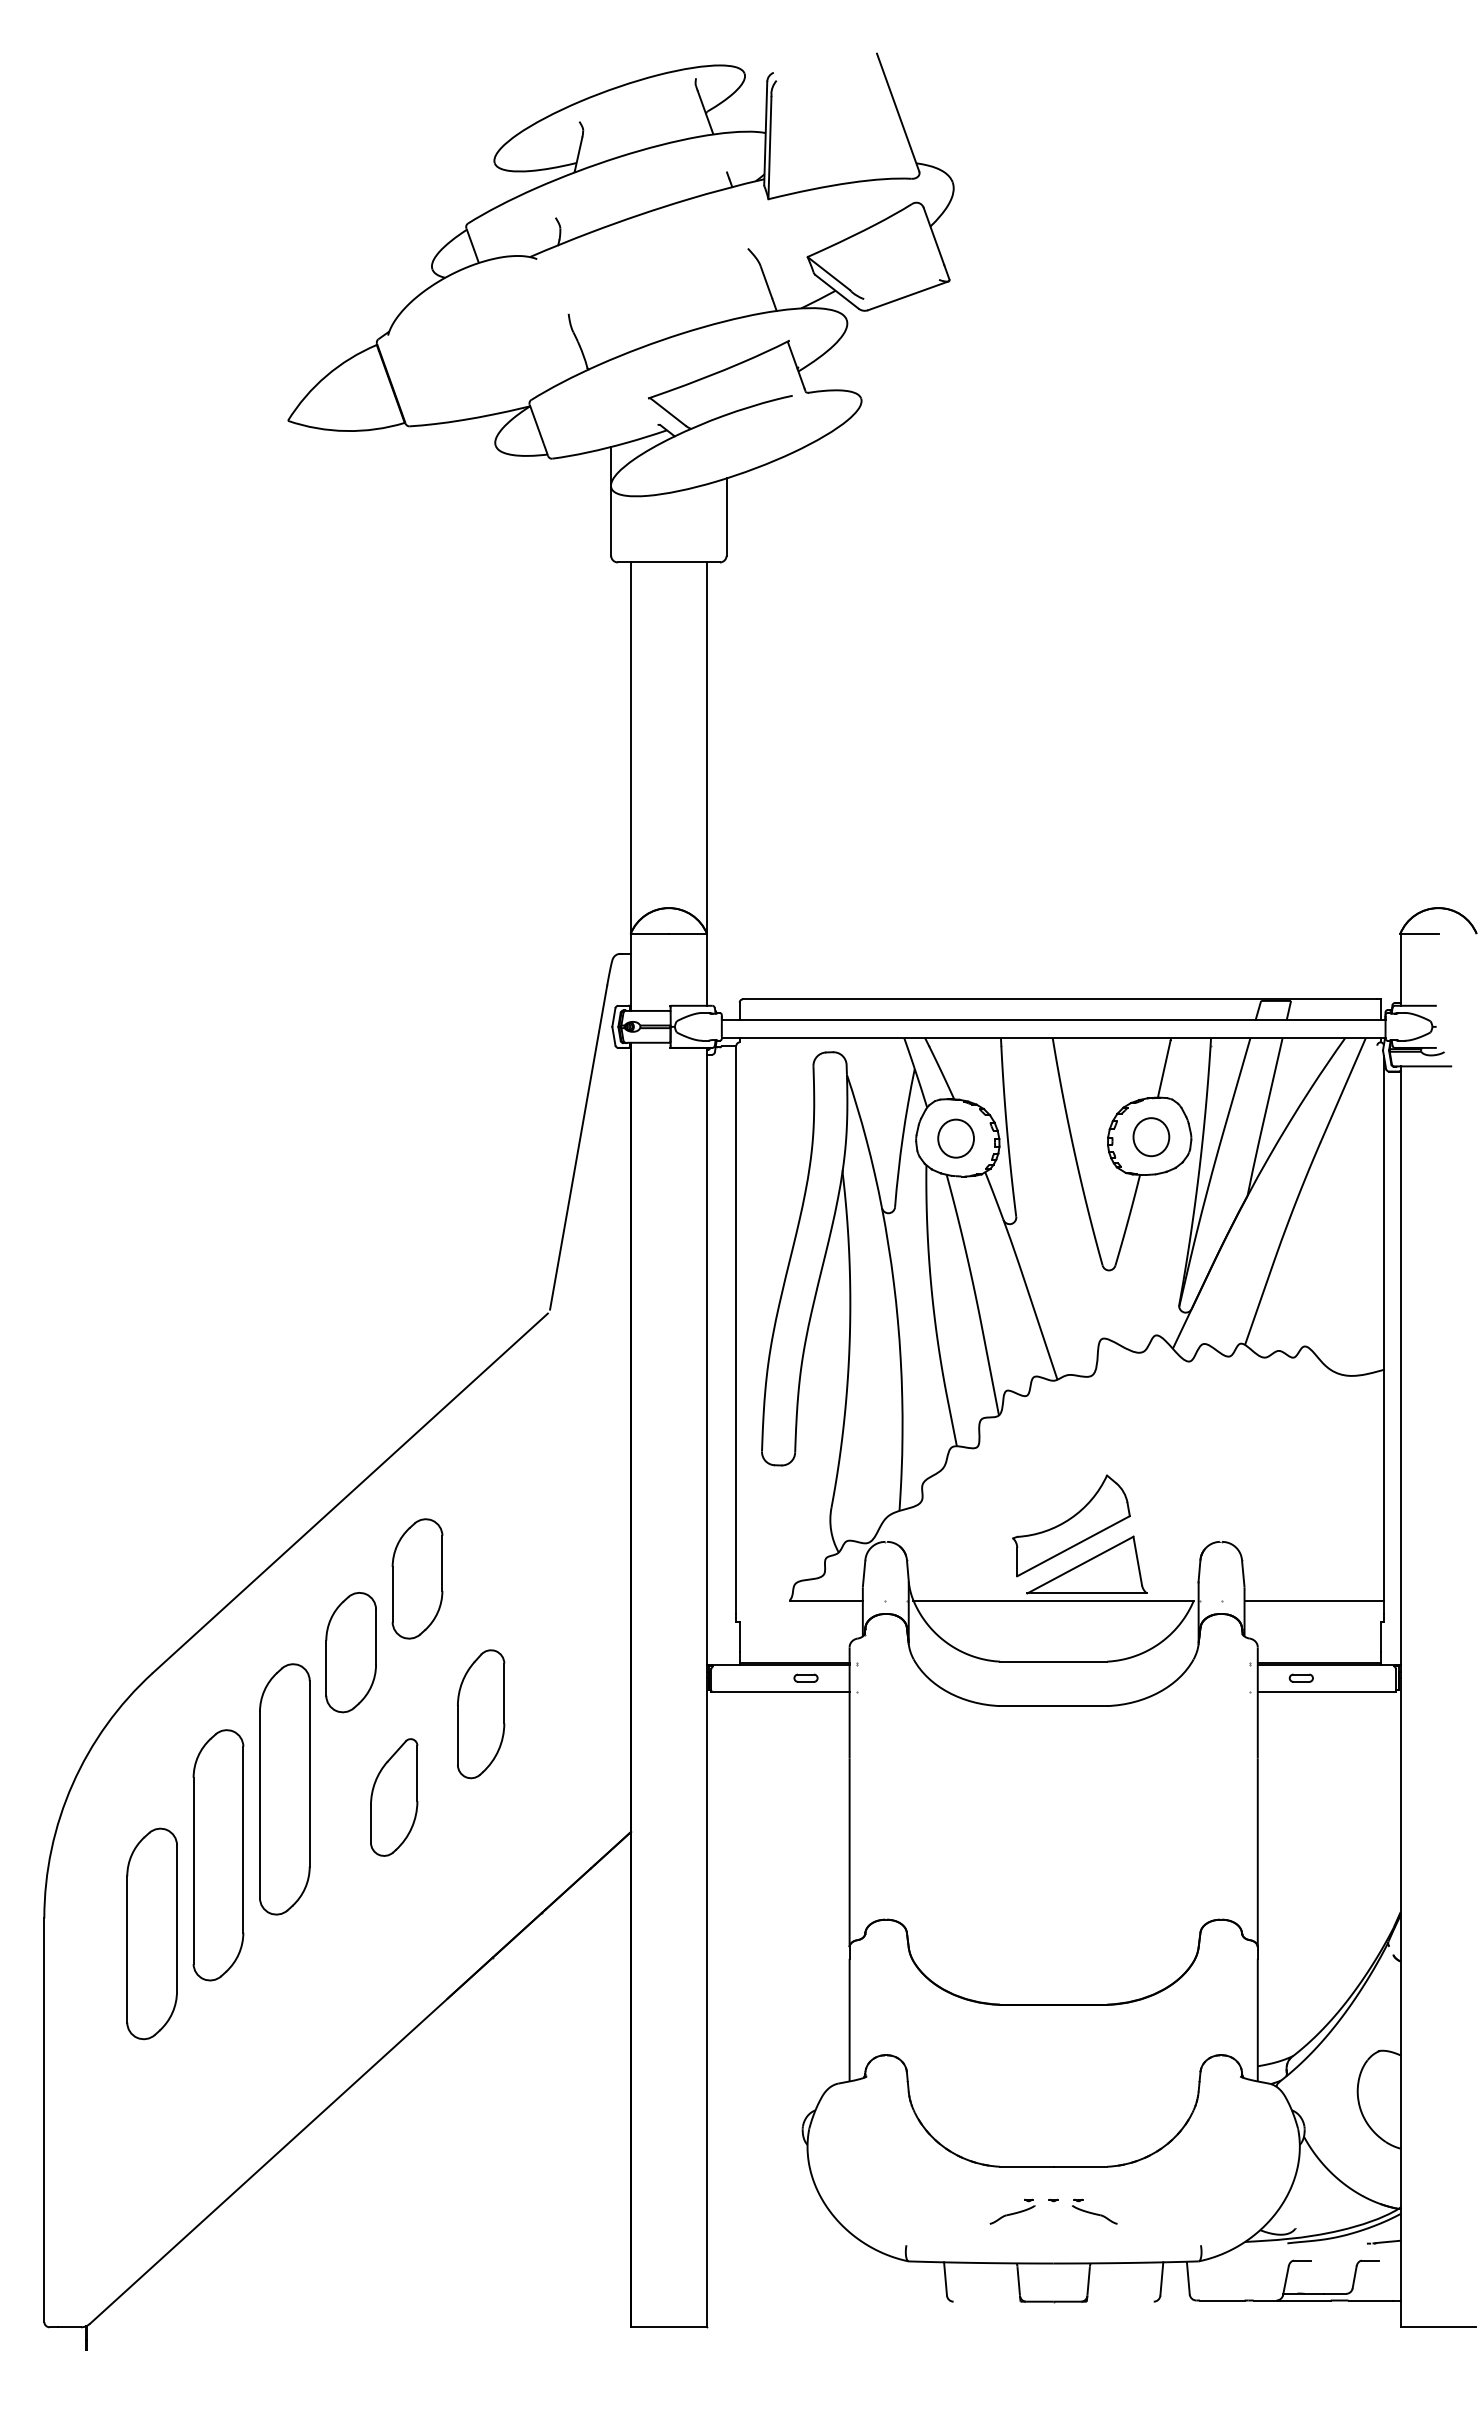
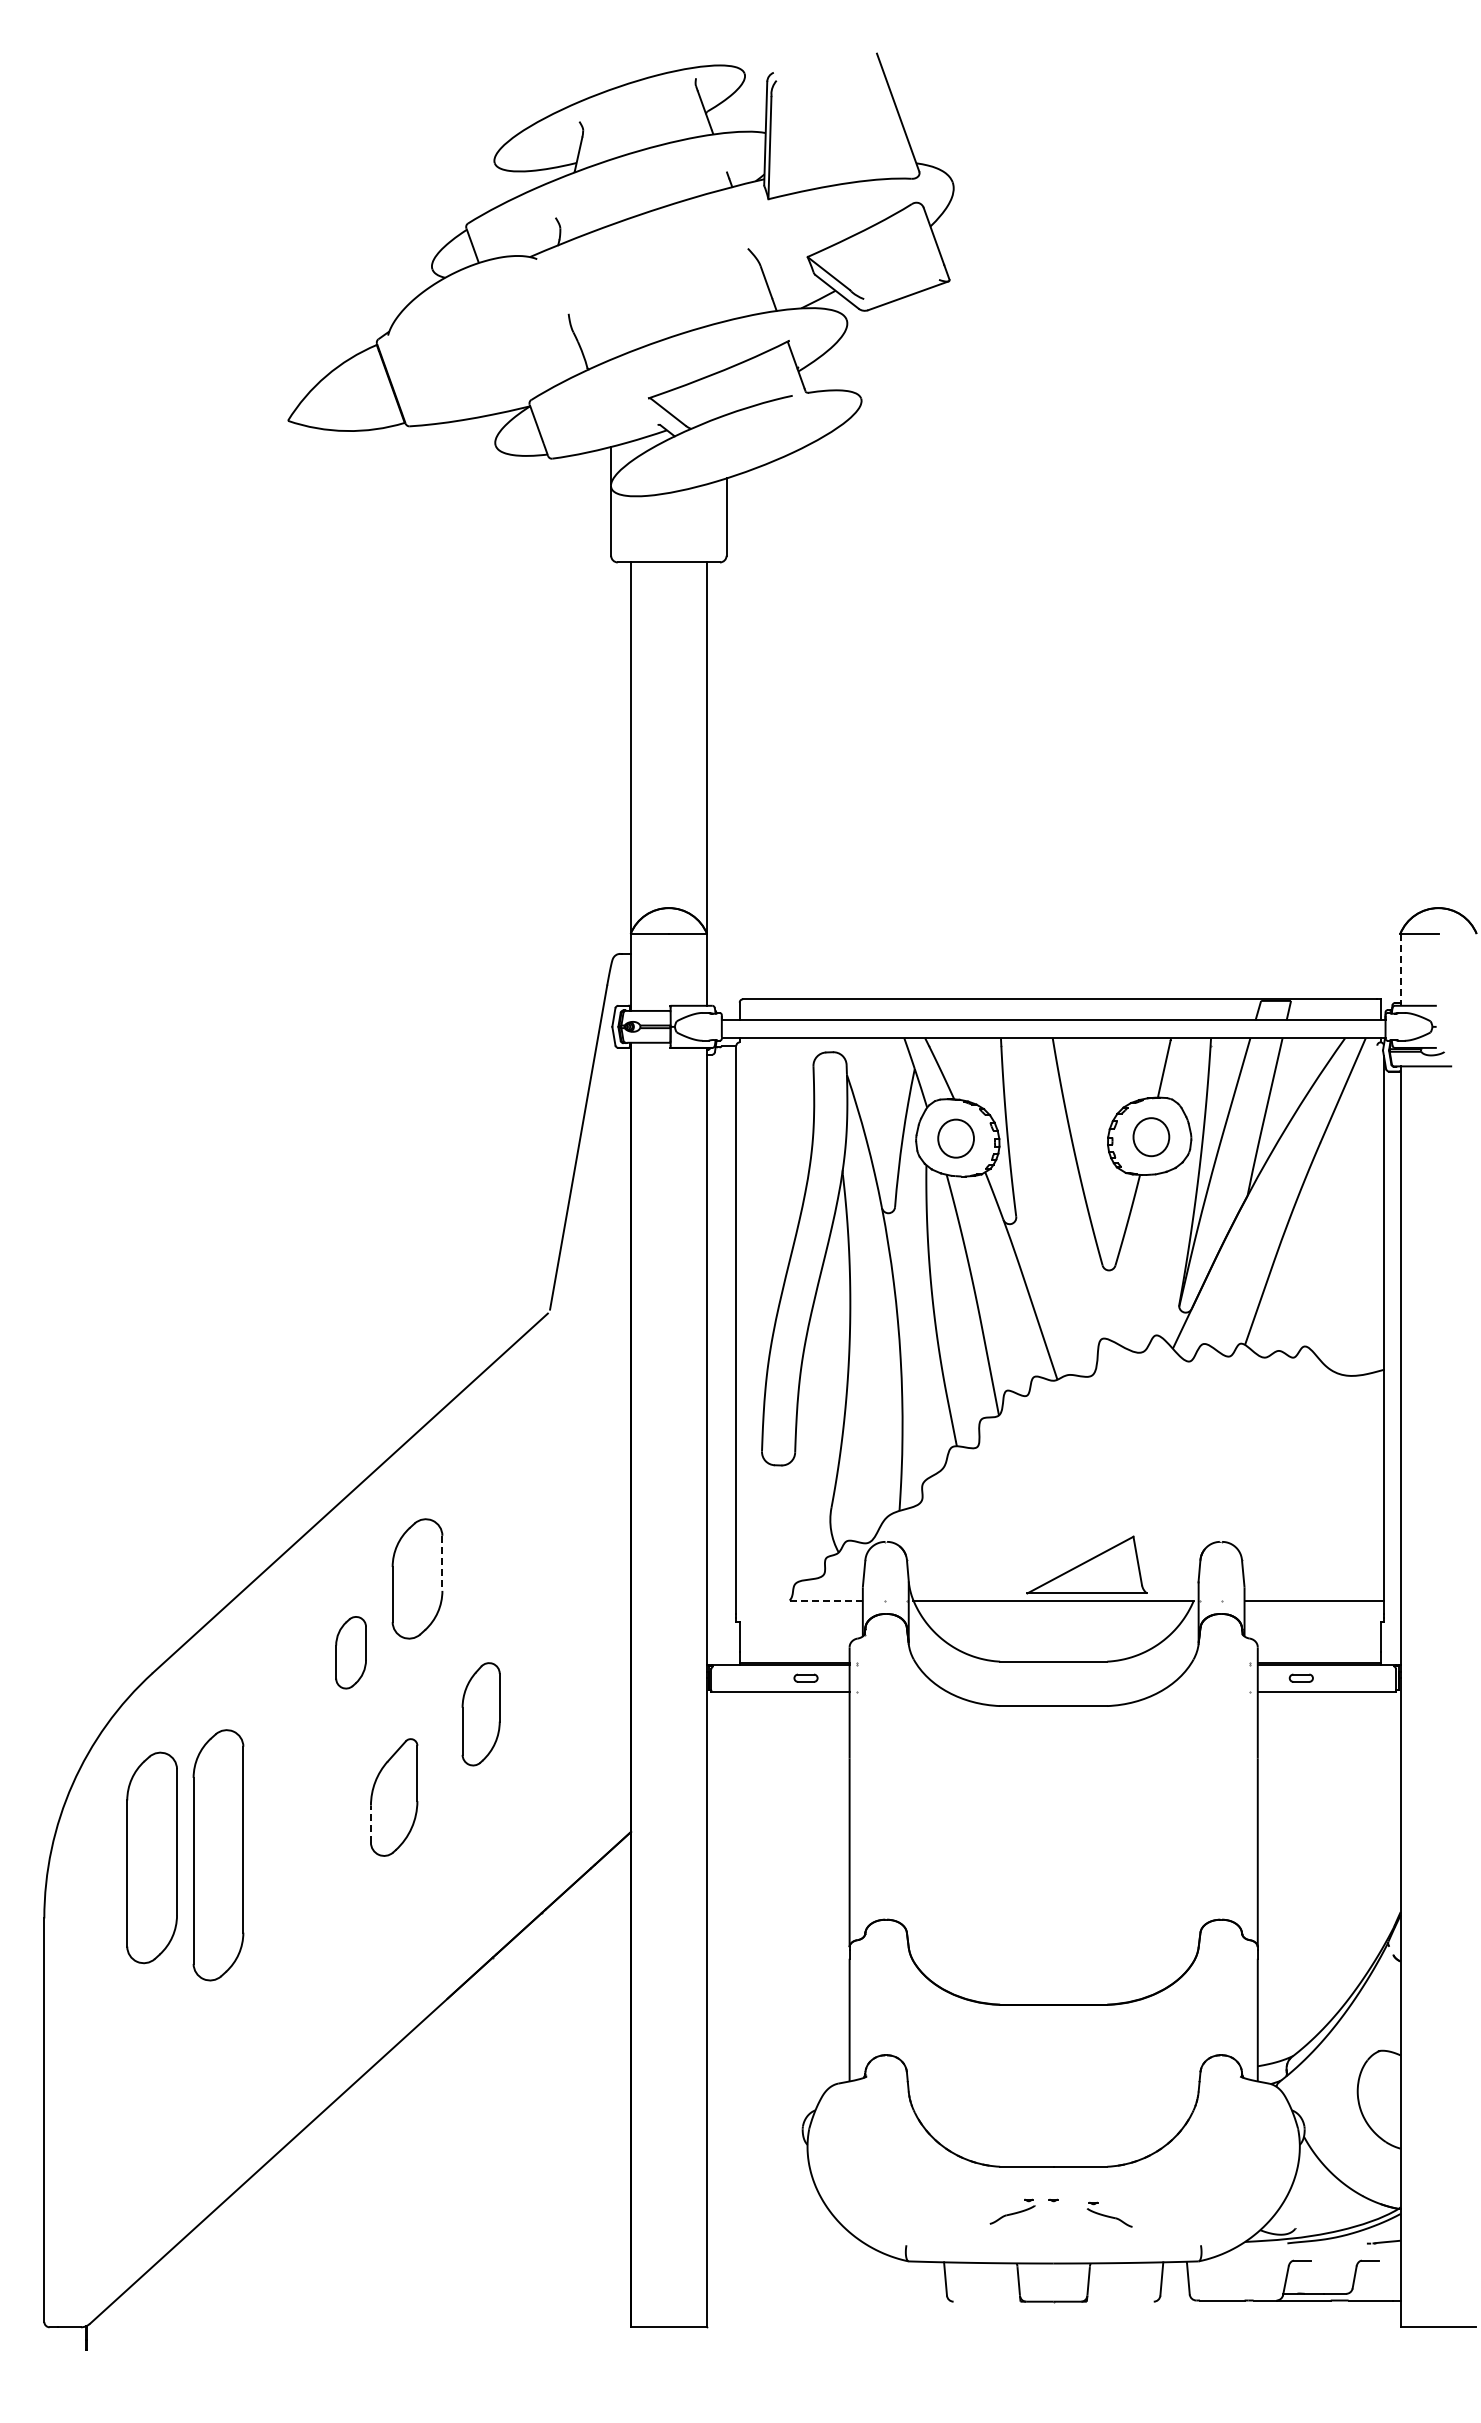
line: solid -> dashed (1400, 969)
part: present -> none (1071, 1525)
line: solid -> dashed (442, 1563)
line: solid -> dashed (826, 1600)
part size: 52x122 px -> 32x74 px (350, 1652)
part size: 49x131 px -> 40x105 px (480, 1714)
part: present -> none (284, 1789)
line: solid -> dashed (370, 1824)
part position: (151, 1933) -> (151, 1857) (151, 1857)
part position: (1094, 2211) -> (1109, 2214) (1109, 2214)
